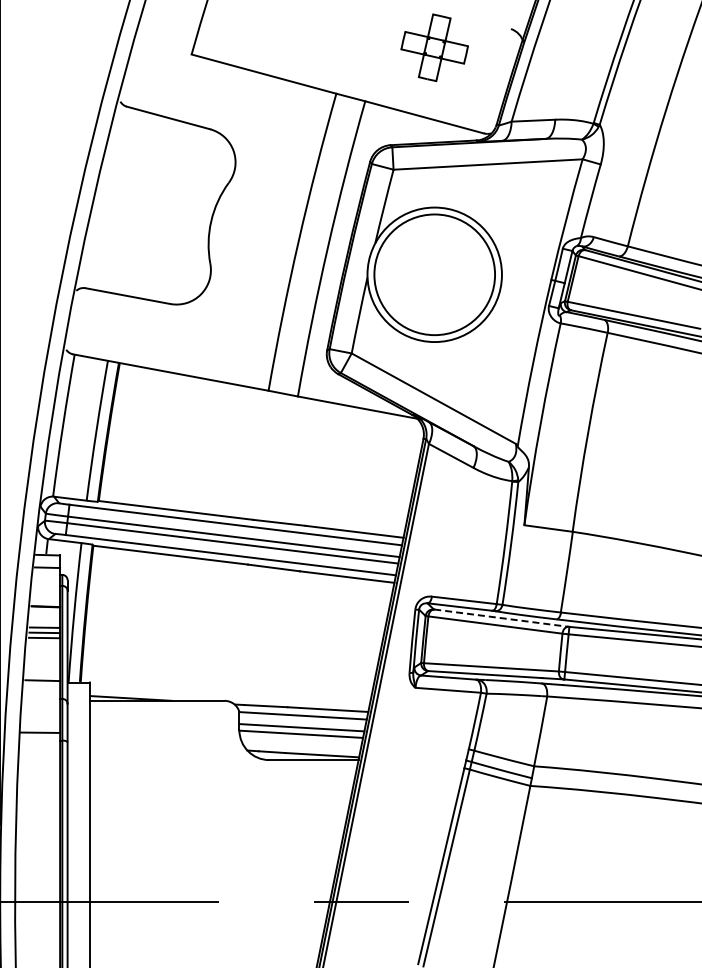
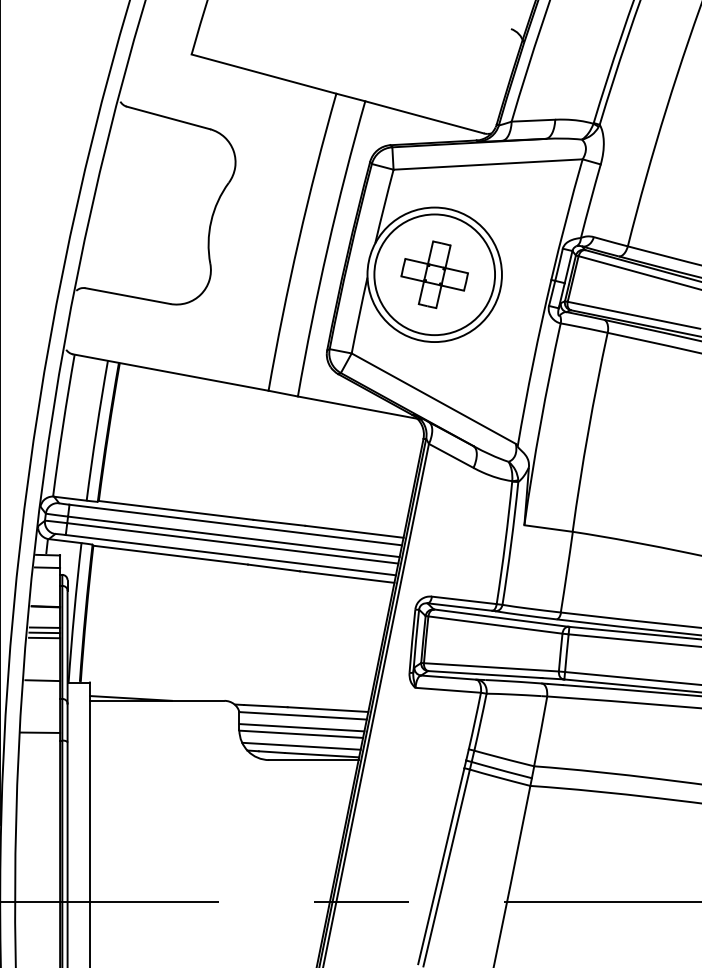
part position: (434, 47) -> (434, 274) (434, 274)
line: dashed -> solid (501, 618)
line: none -> present (301, 745)
